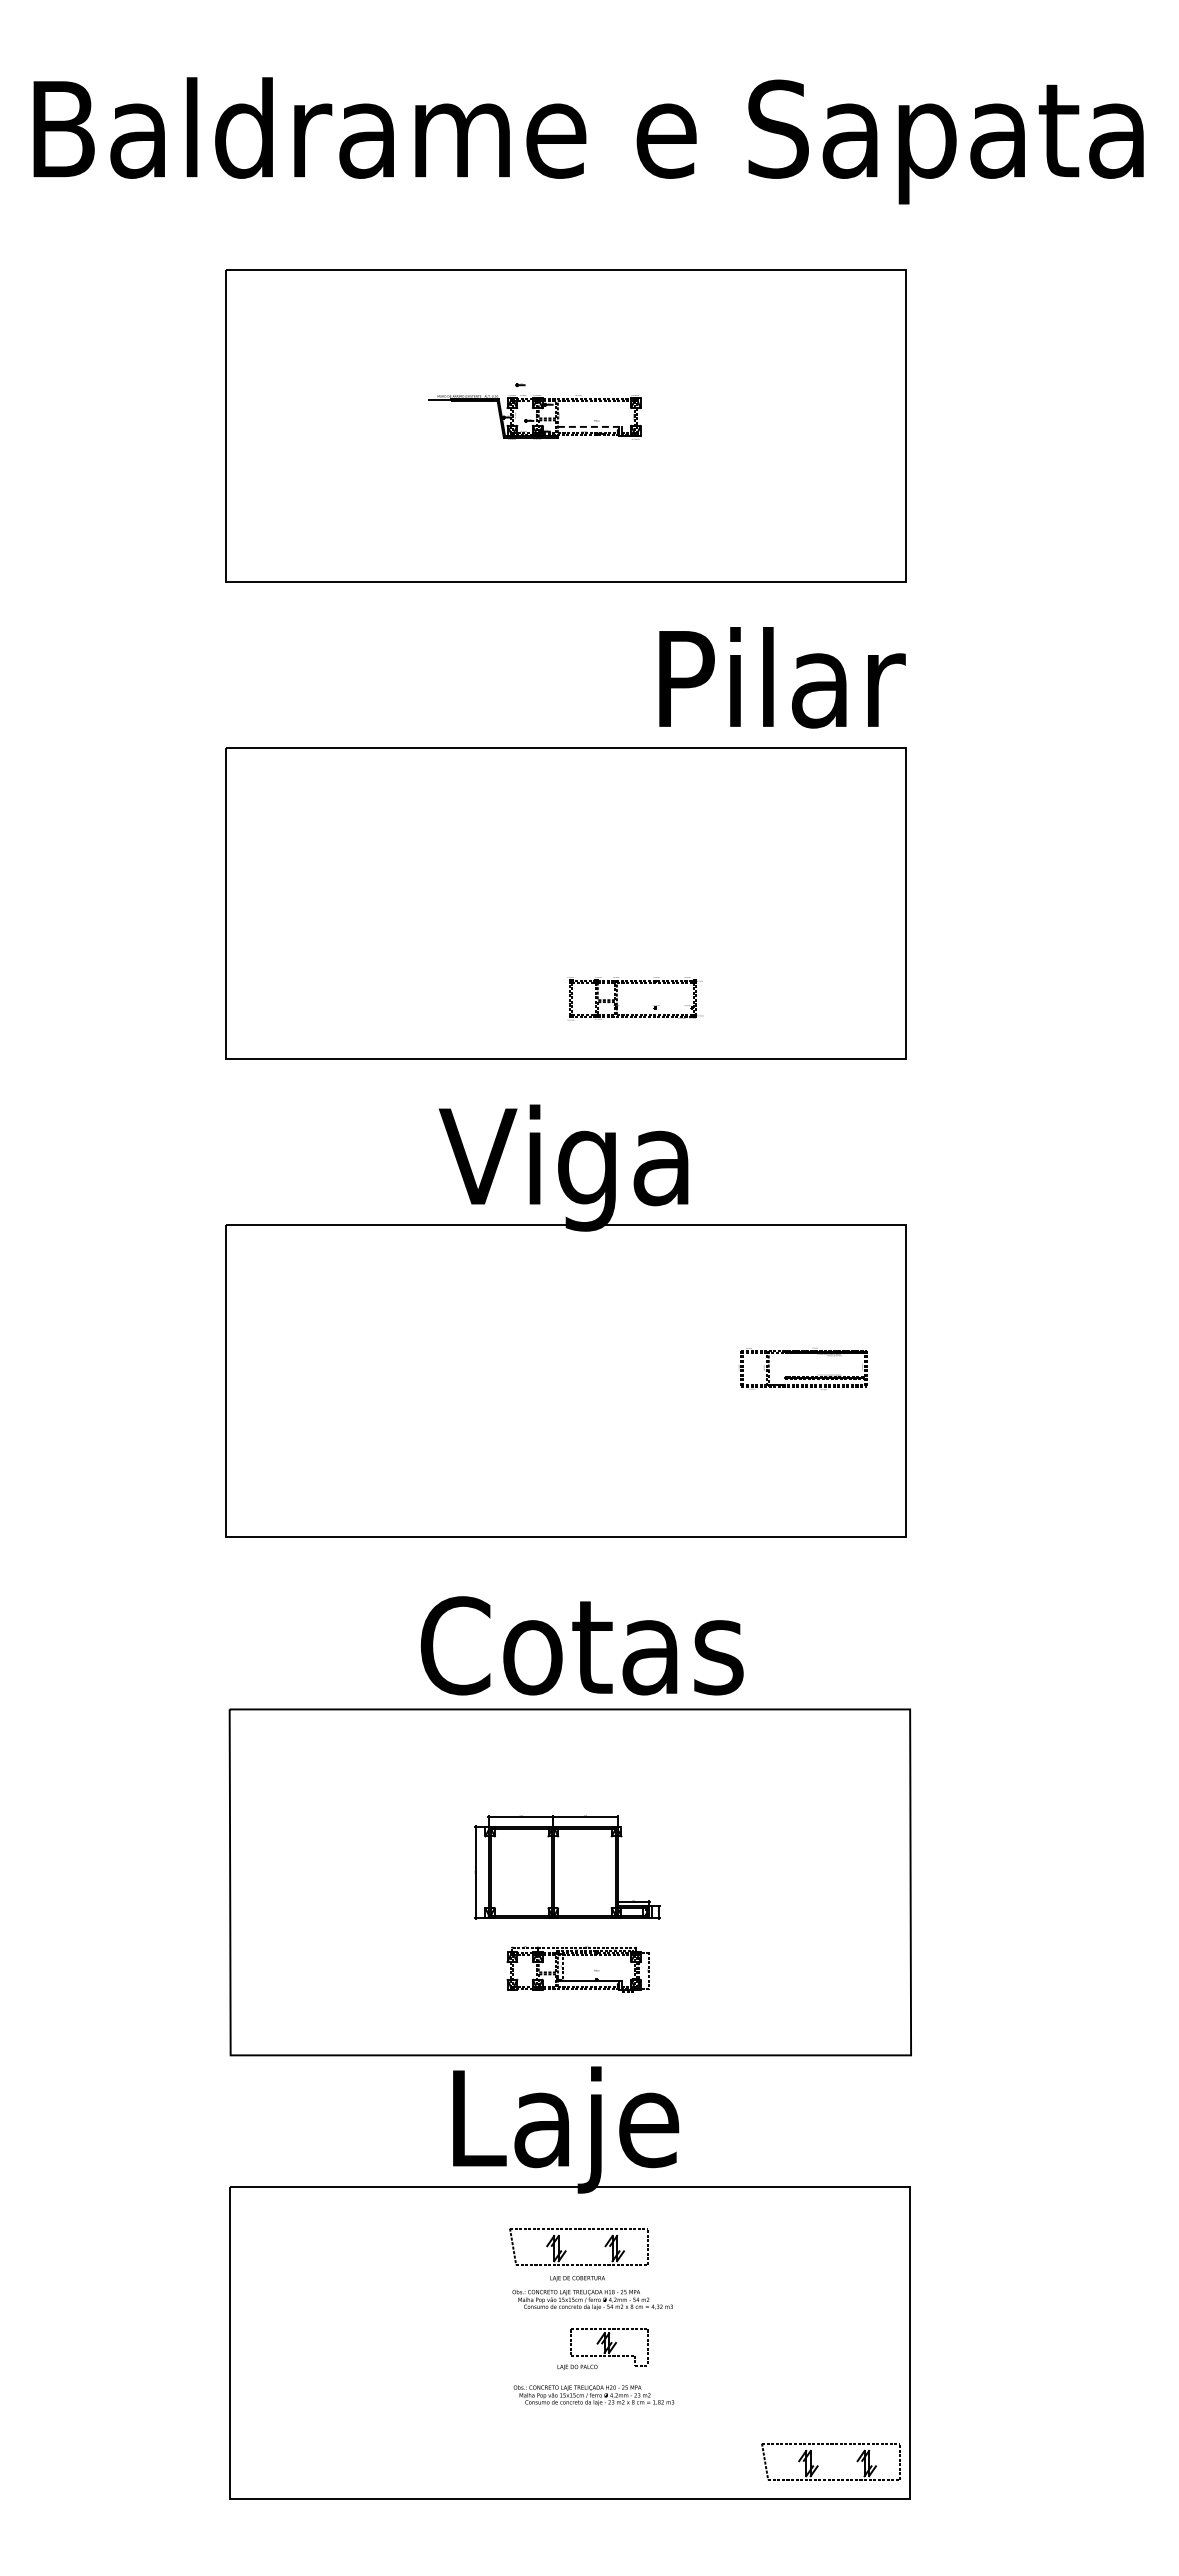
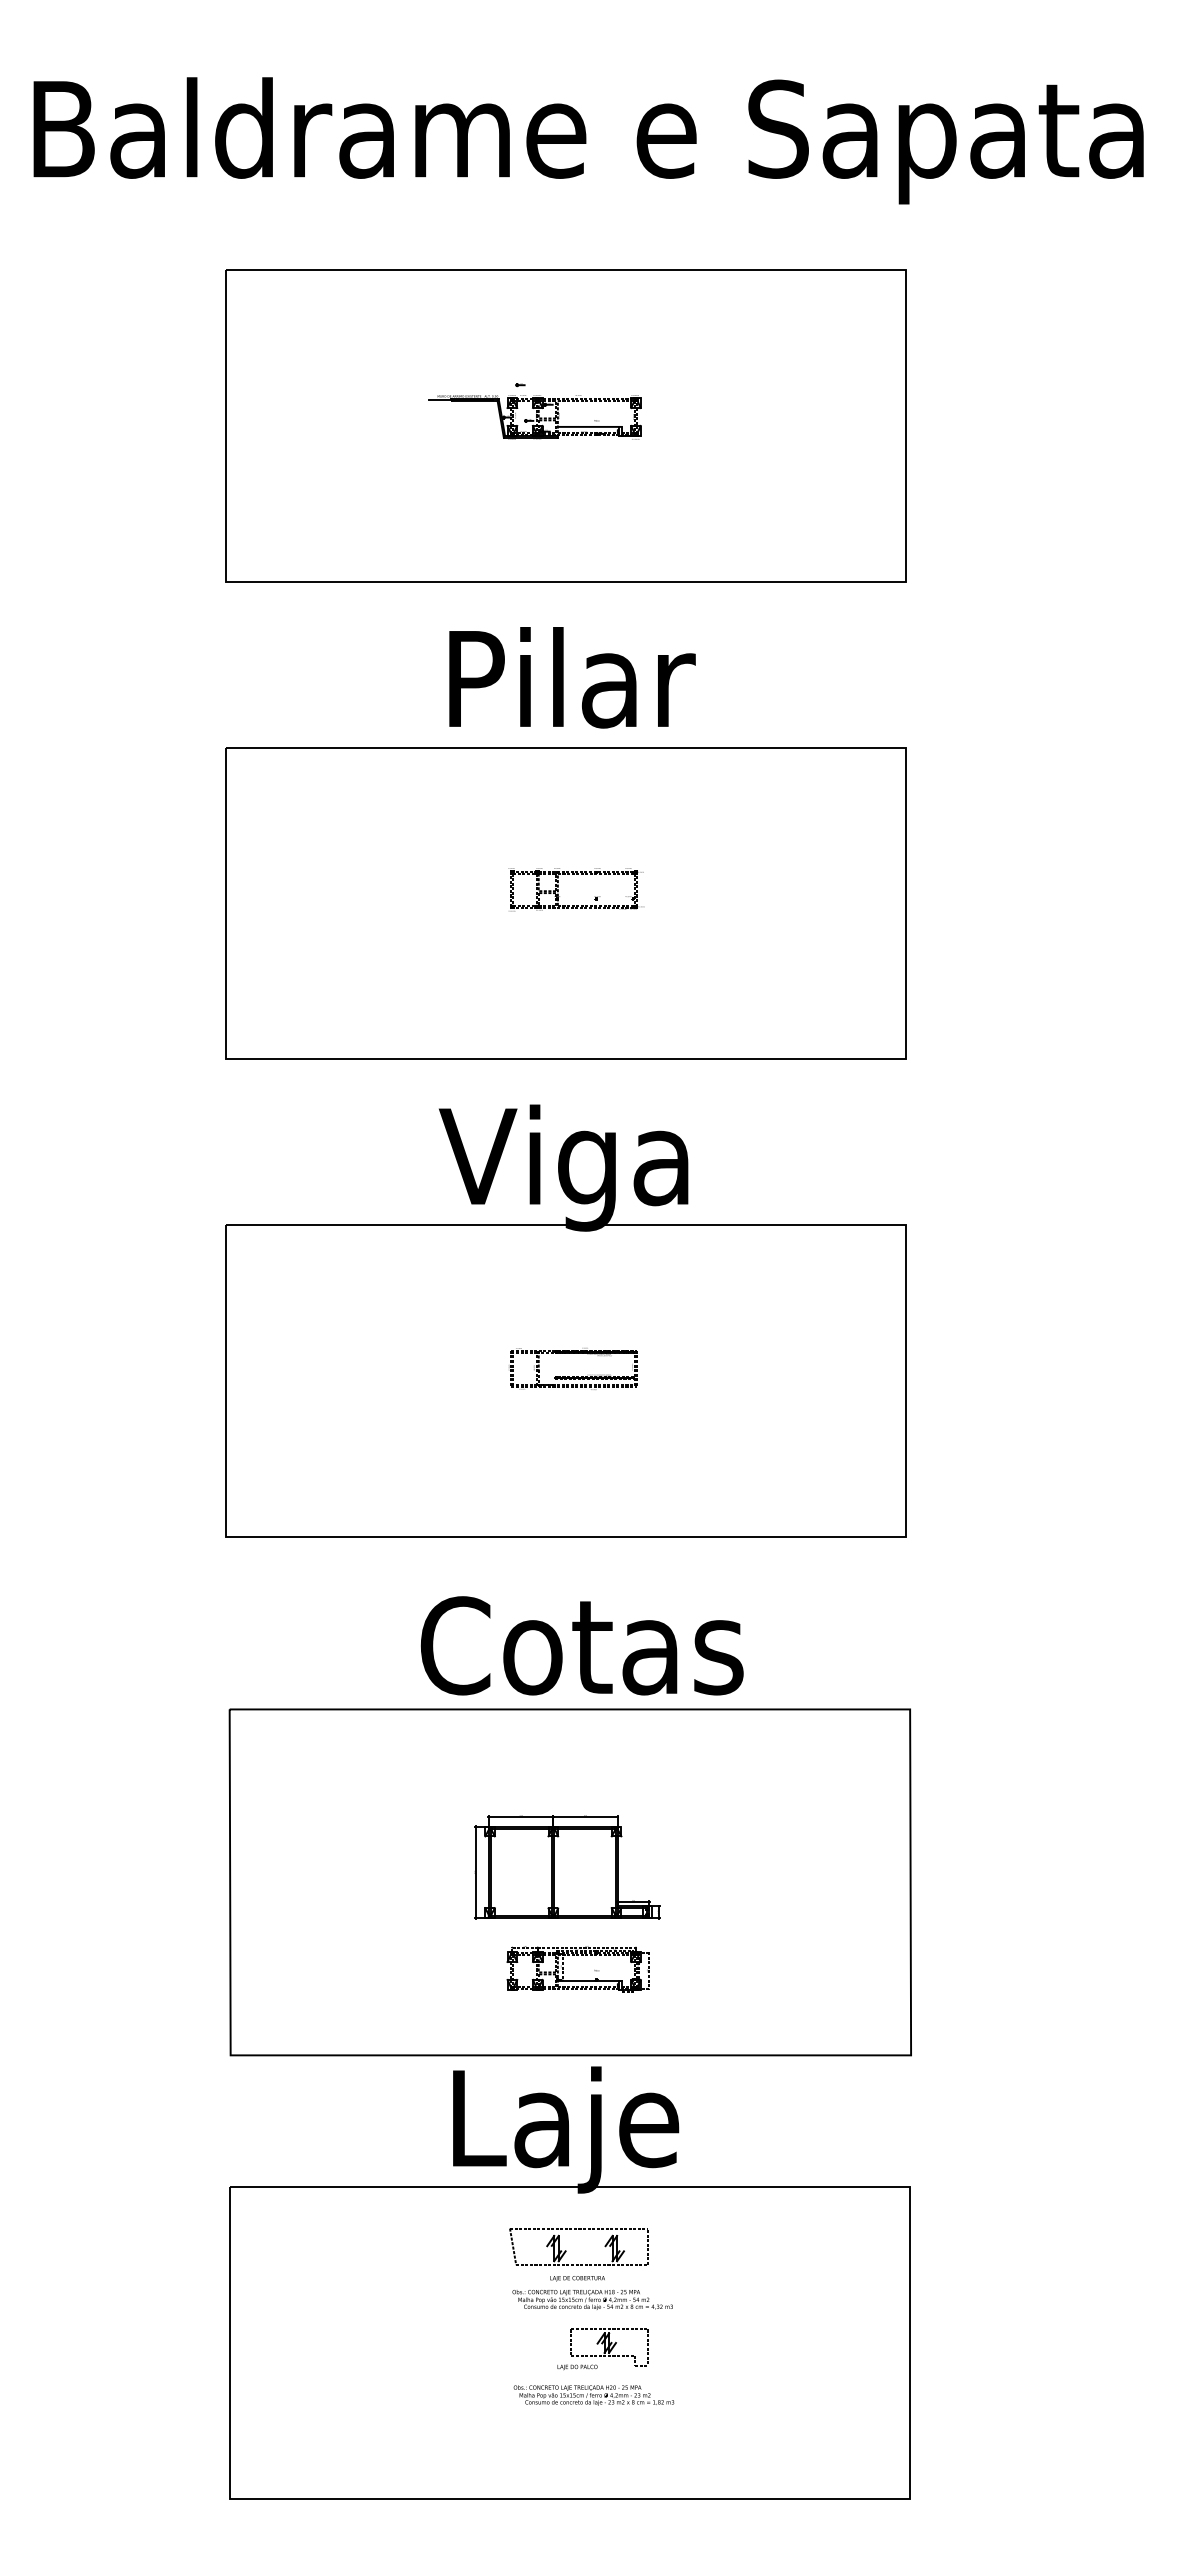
line: dashed -> solid (589, 426)
text position: (782, 677) -> (572, 677) (572, 677)
part position: (635, 983) -> (576, 874) (576, 874)
part position: (803, 1376) -> (573, 1376) (573, 1376)
part: present -> none (818, 2465)
